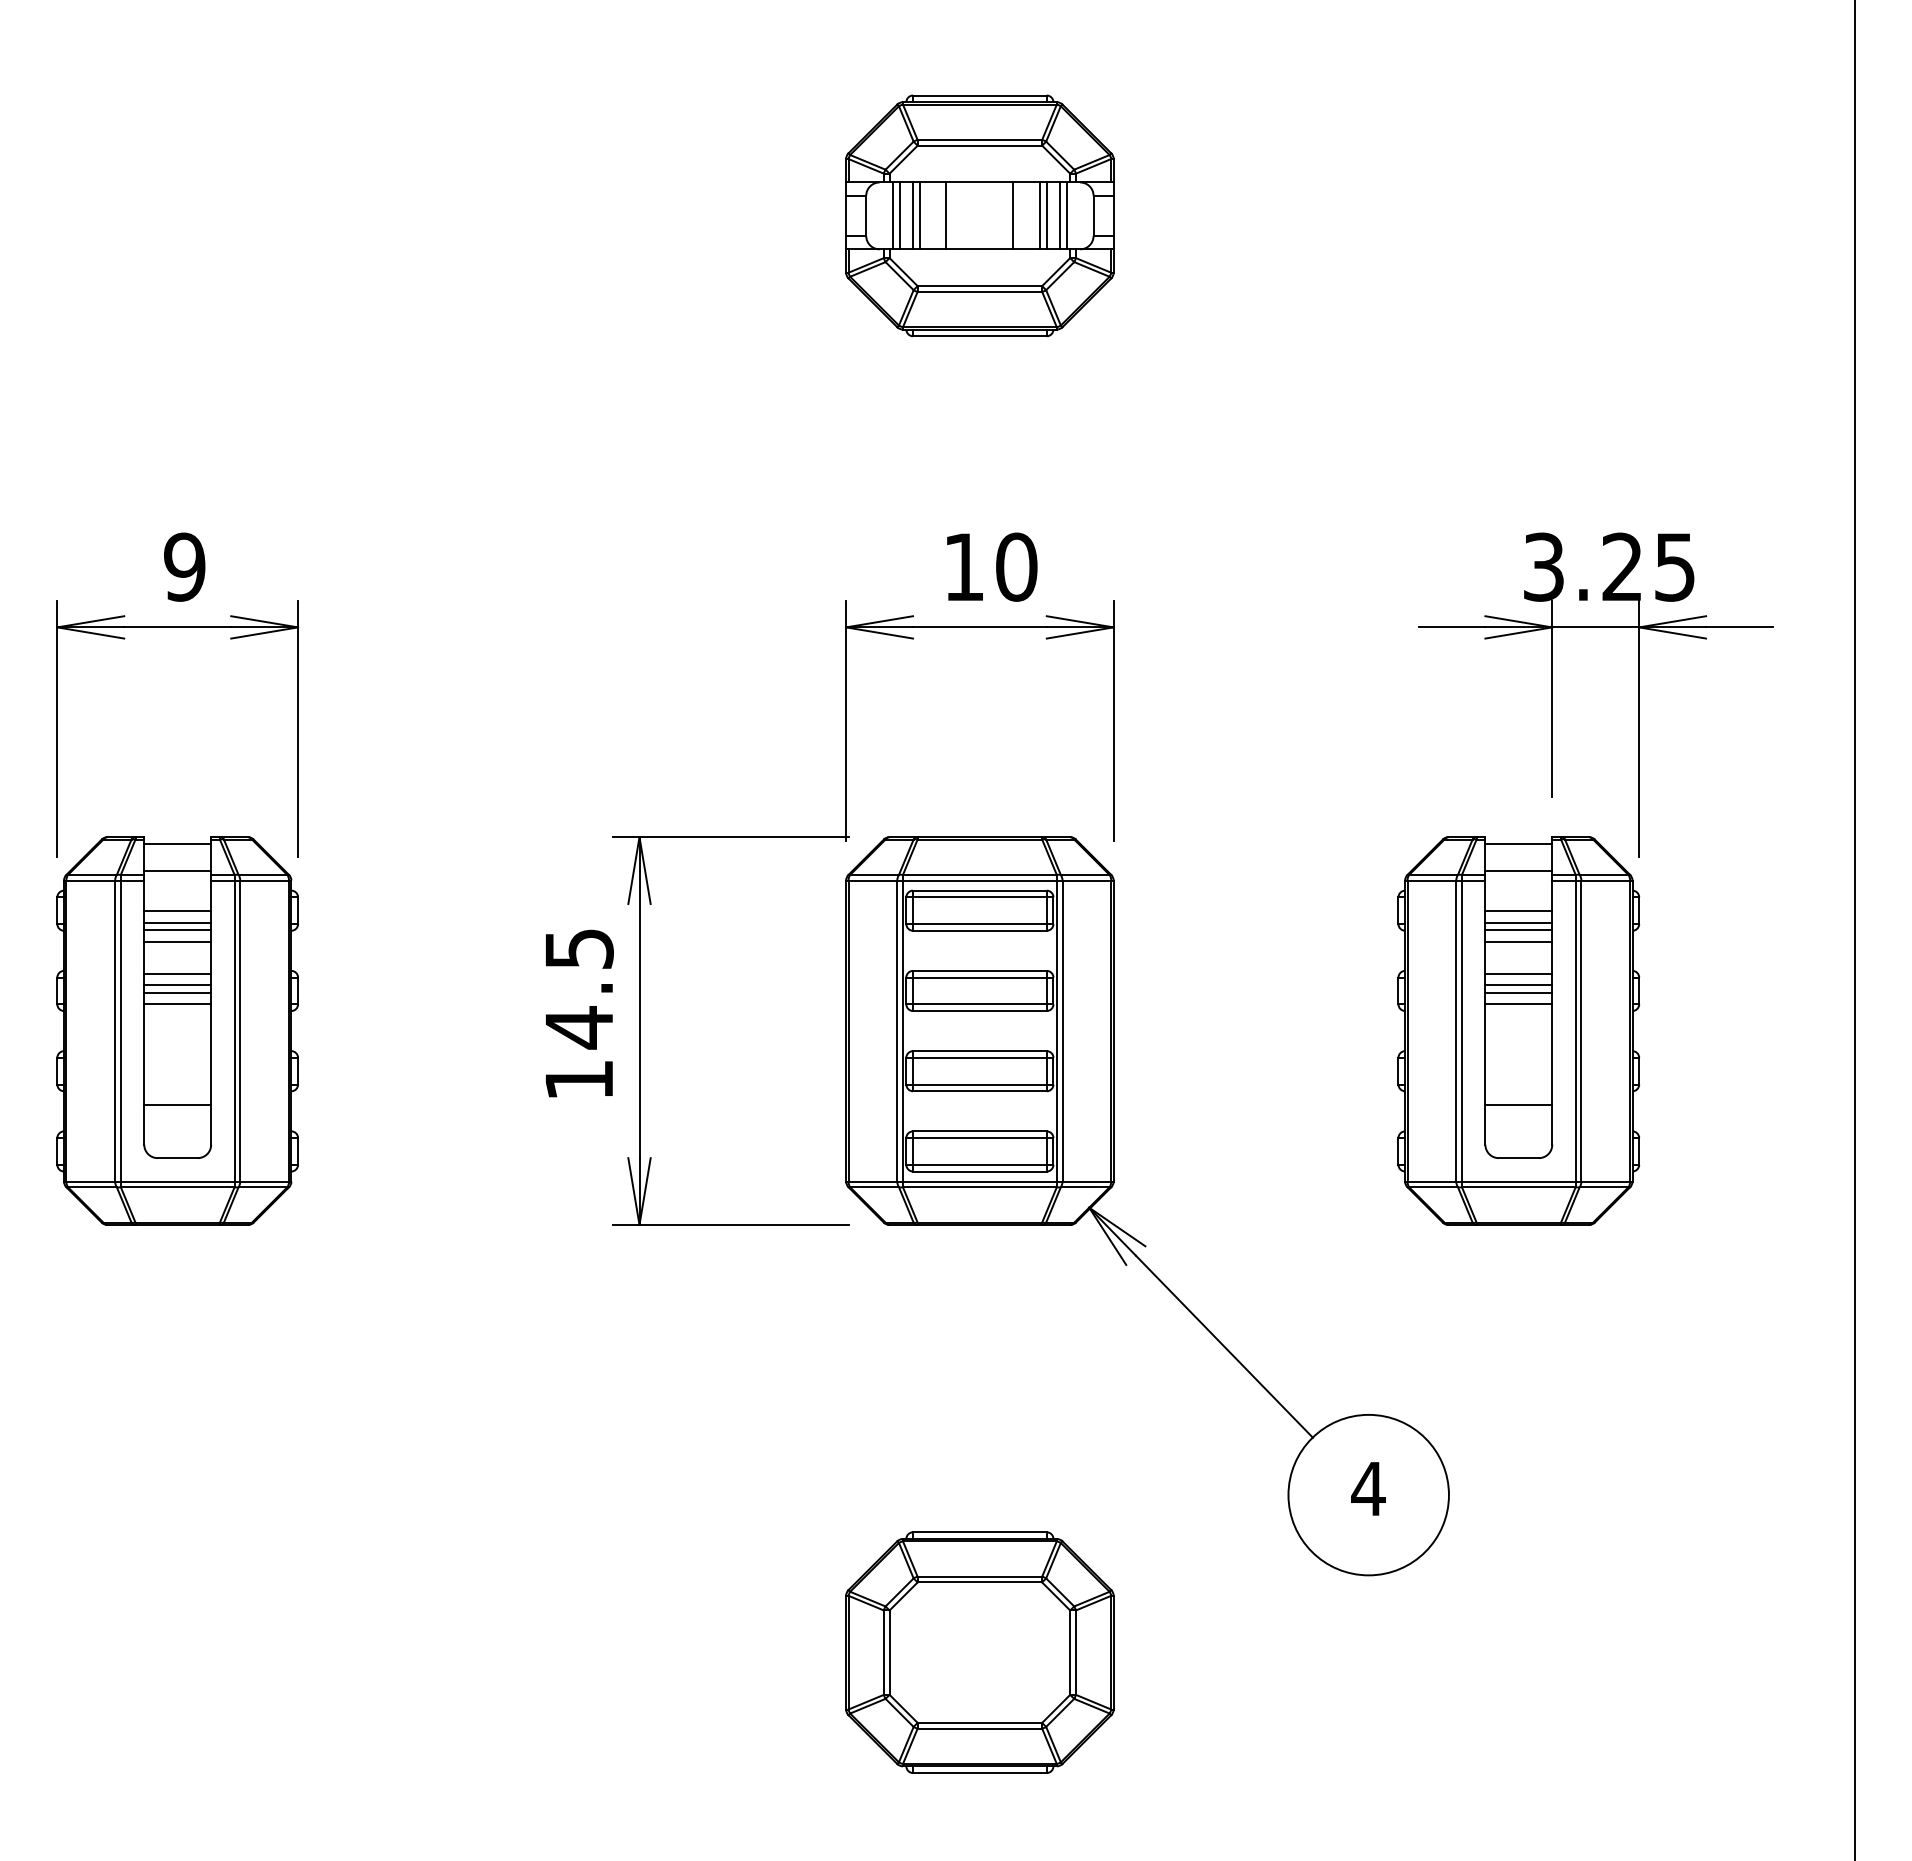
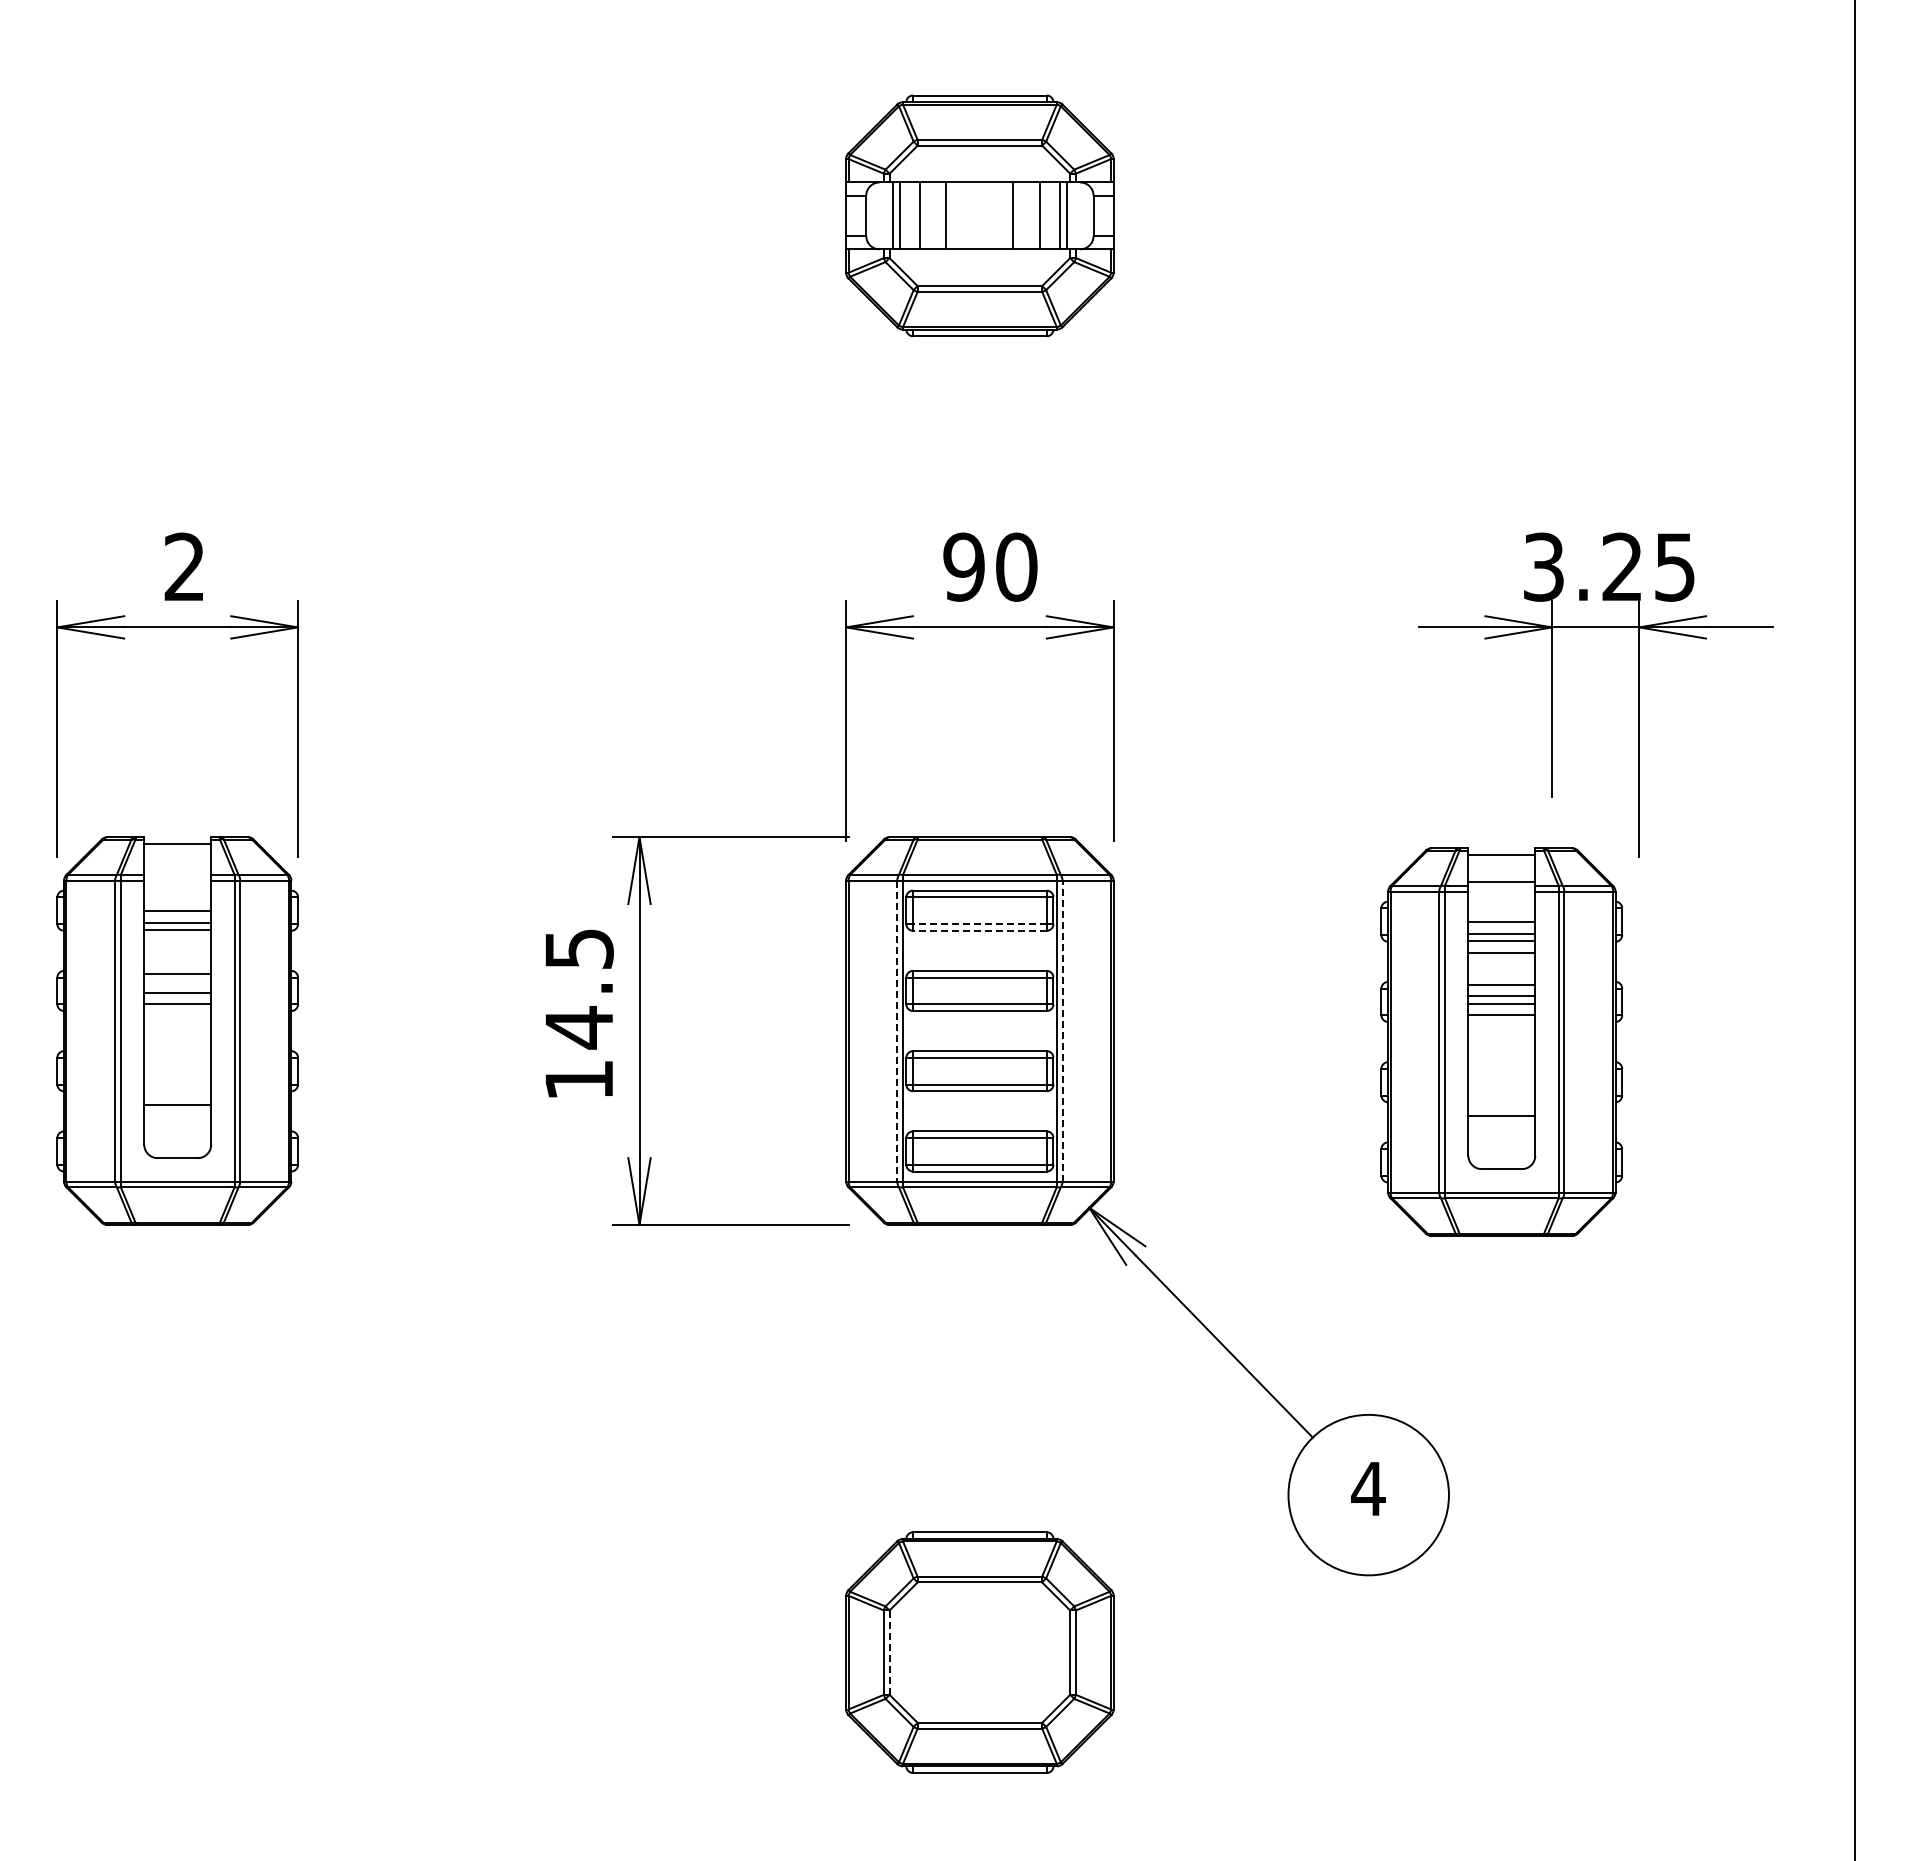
line: present -> none (912, 215)
line: present -> none (1046, 215)
text: 9 -> 2 (184, 566)
text: 10 -> 90 (963, 566)
line: present -> none (177, 870)
line: solid -> dashed (979, 924)
line: solid -> dashed (979, 930)
line: present -> none (177, 941)
line: present -> none (177, 985)
line: solid -> dashed (1062, 1030)
part position: (1518, 1030) -> (1501, 1041) (1501, 1041)
line: solid -> dashed (897, 1031)
line: solid -> dashed (889, 1652)
